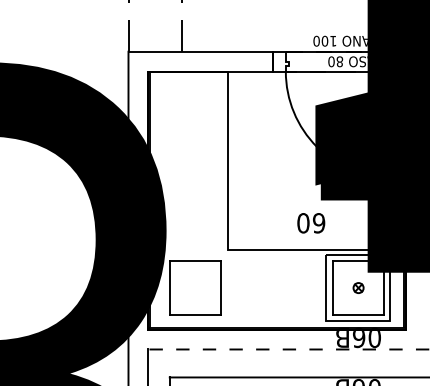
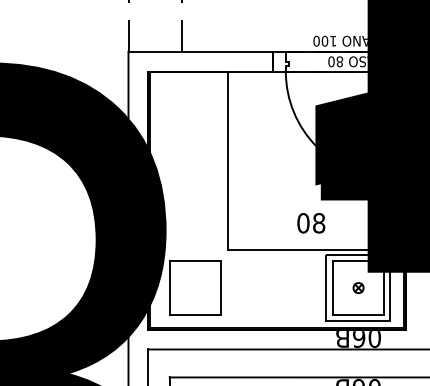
text: 09 -> 08 (319, 223)
line: dashed -> solid (288, 349)
